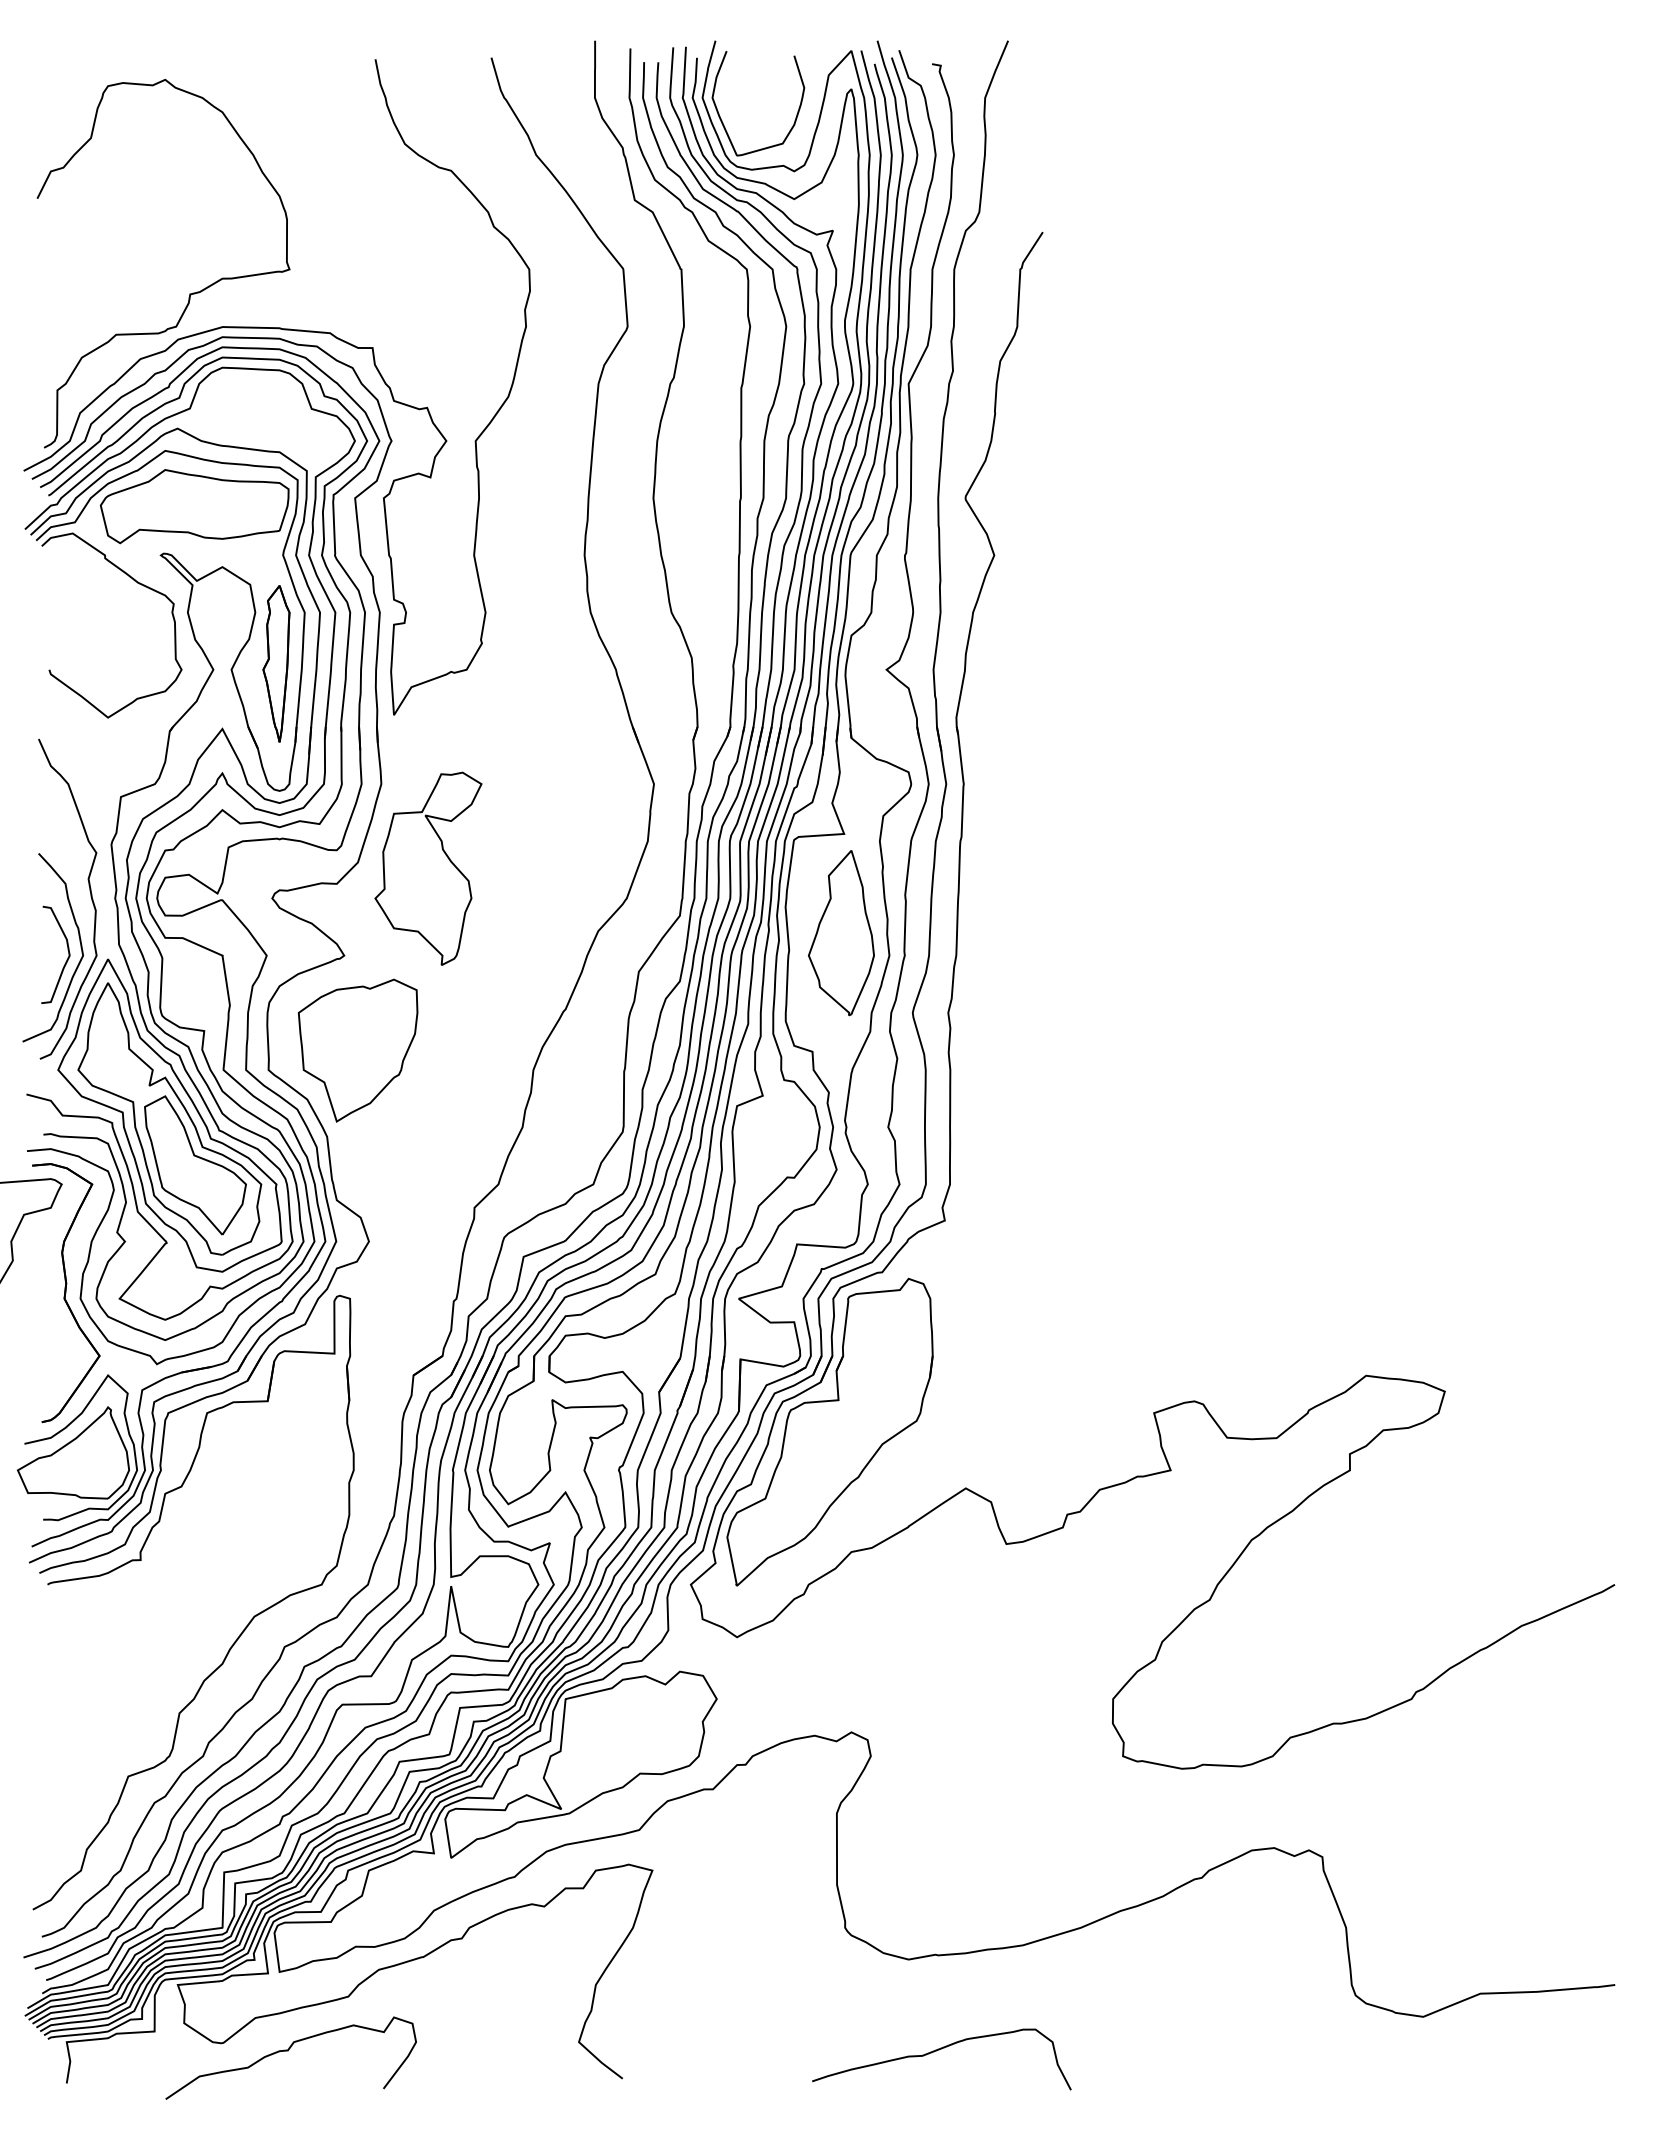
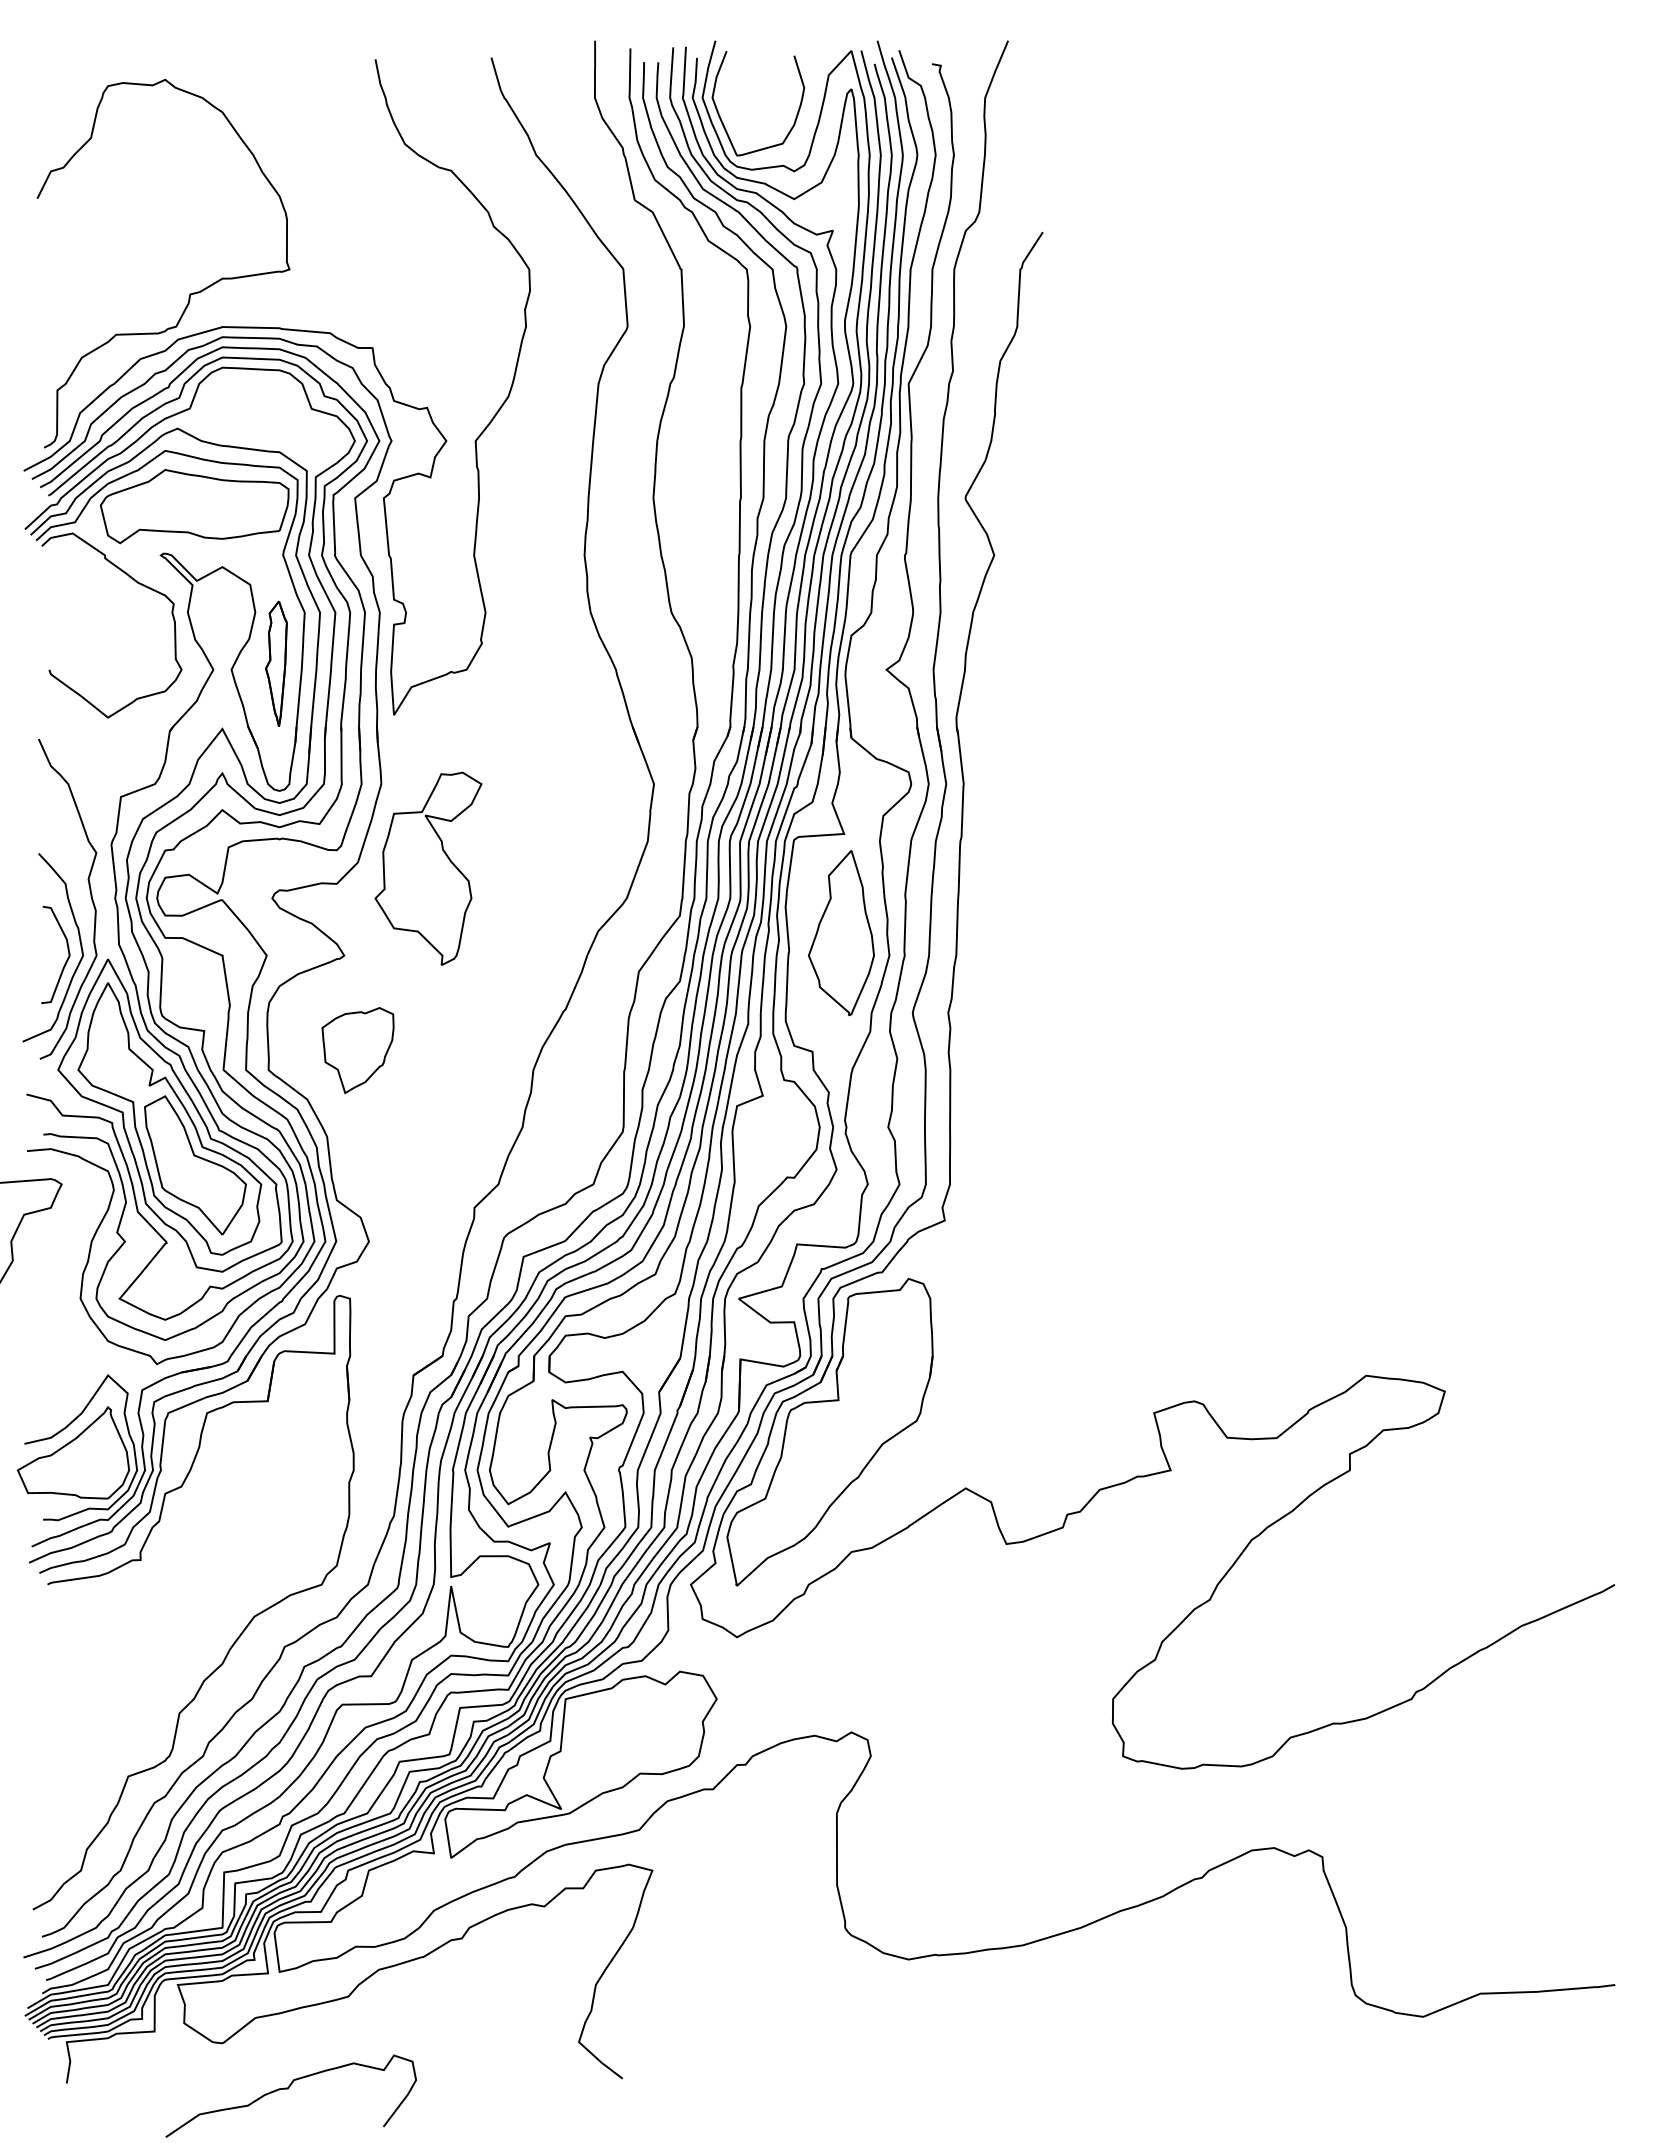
part size: 29x158 px -> 23x127 px (276, 663)
part size: 122x145 px -> 74x88 px (357, 1050)
part: present -> none (66, 1293)
curve: present -> none (939, 2050)
curve position: (288, 2051) -> (288, 2089) (288, 2089)
